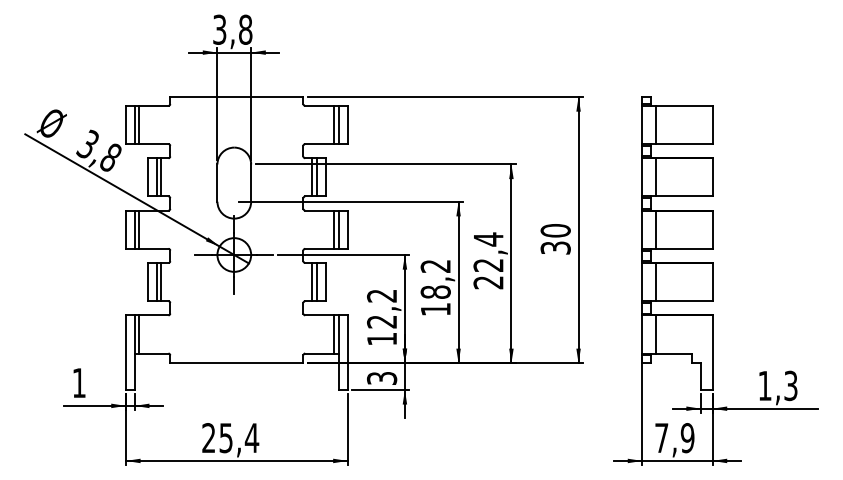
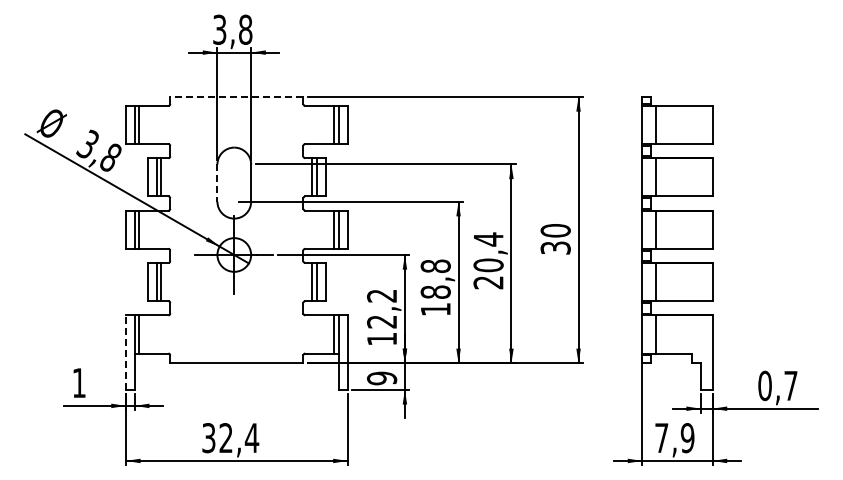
line: solid -> dashed (236, 97)
line: solid -> dashed (217, 183)
text: 22,4 -> 20,4 (488, 265)
text: 18,2 -> 18,8 (435, 266)
line: solid -> dashed (125, 352)
text: 3 -> 9 (382, 378)
text: 1,3 -> 0,7 (777, 385)
text: 25,4 -> 32,4 (217, 438)
